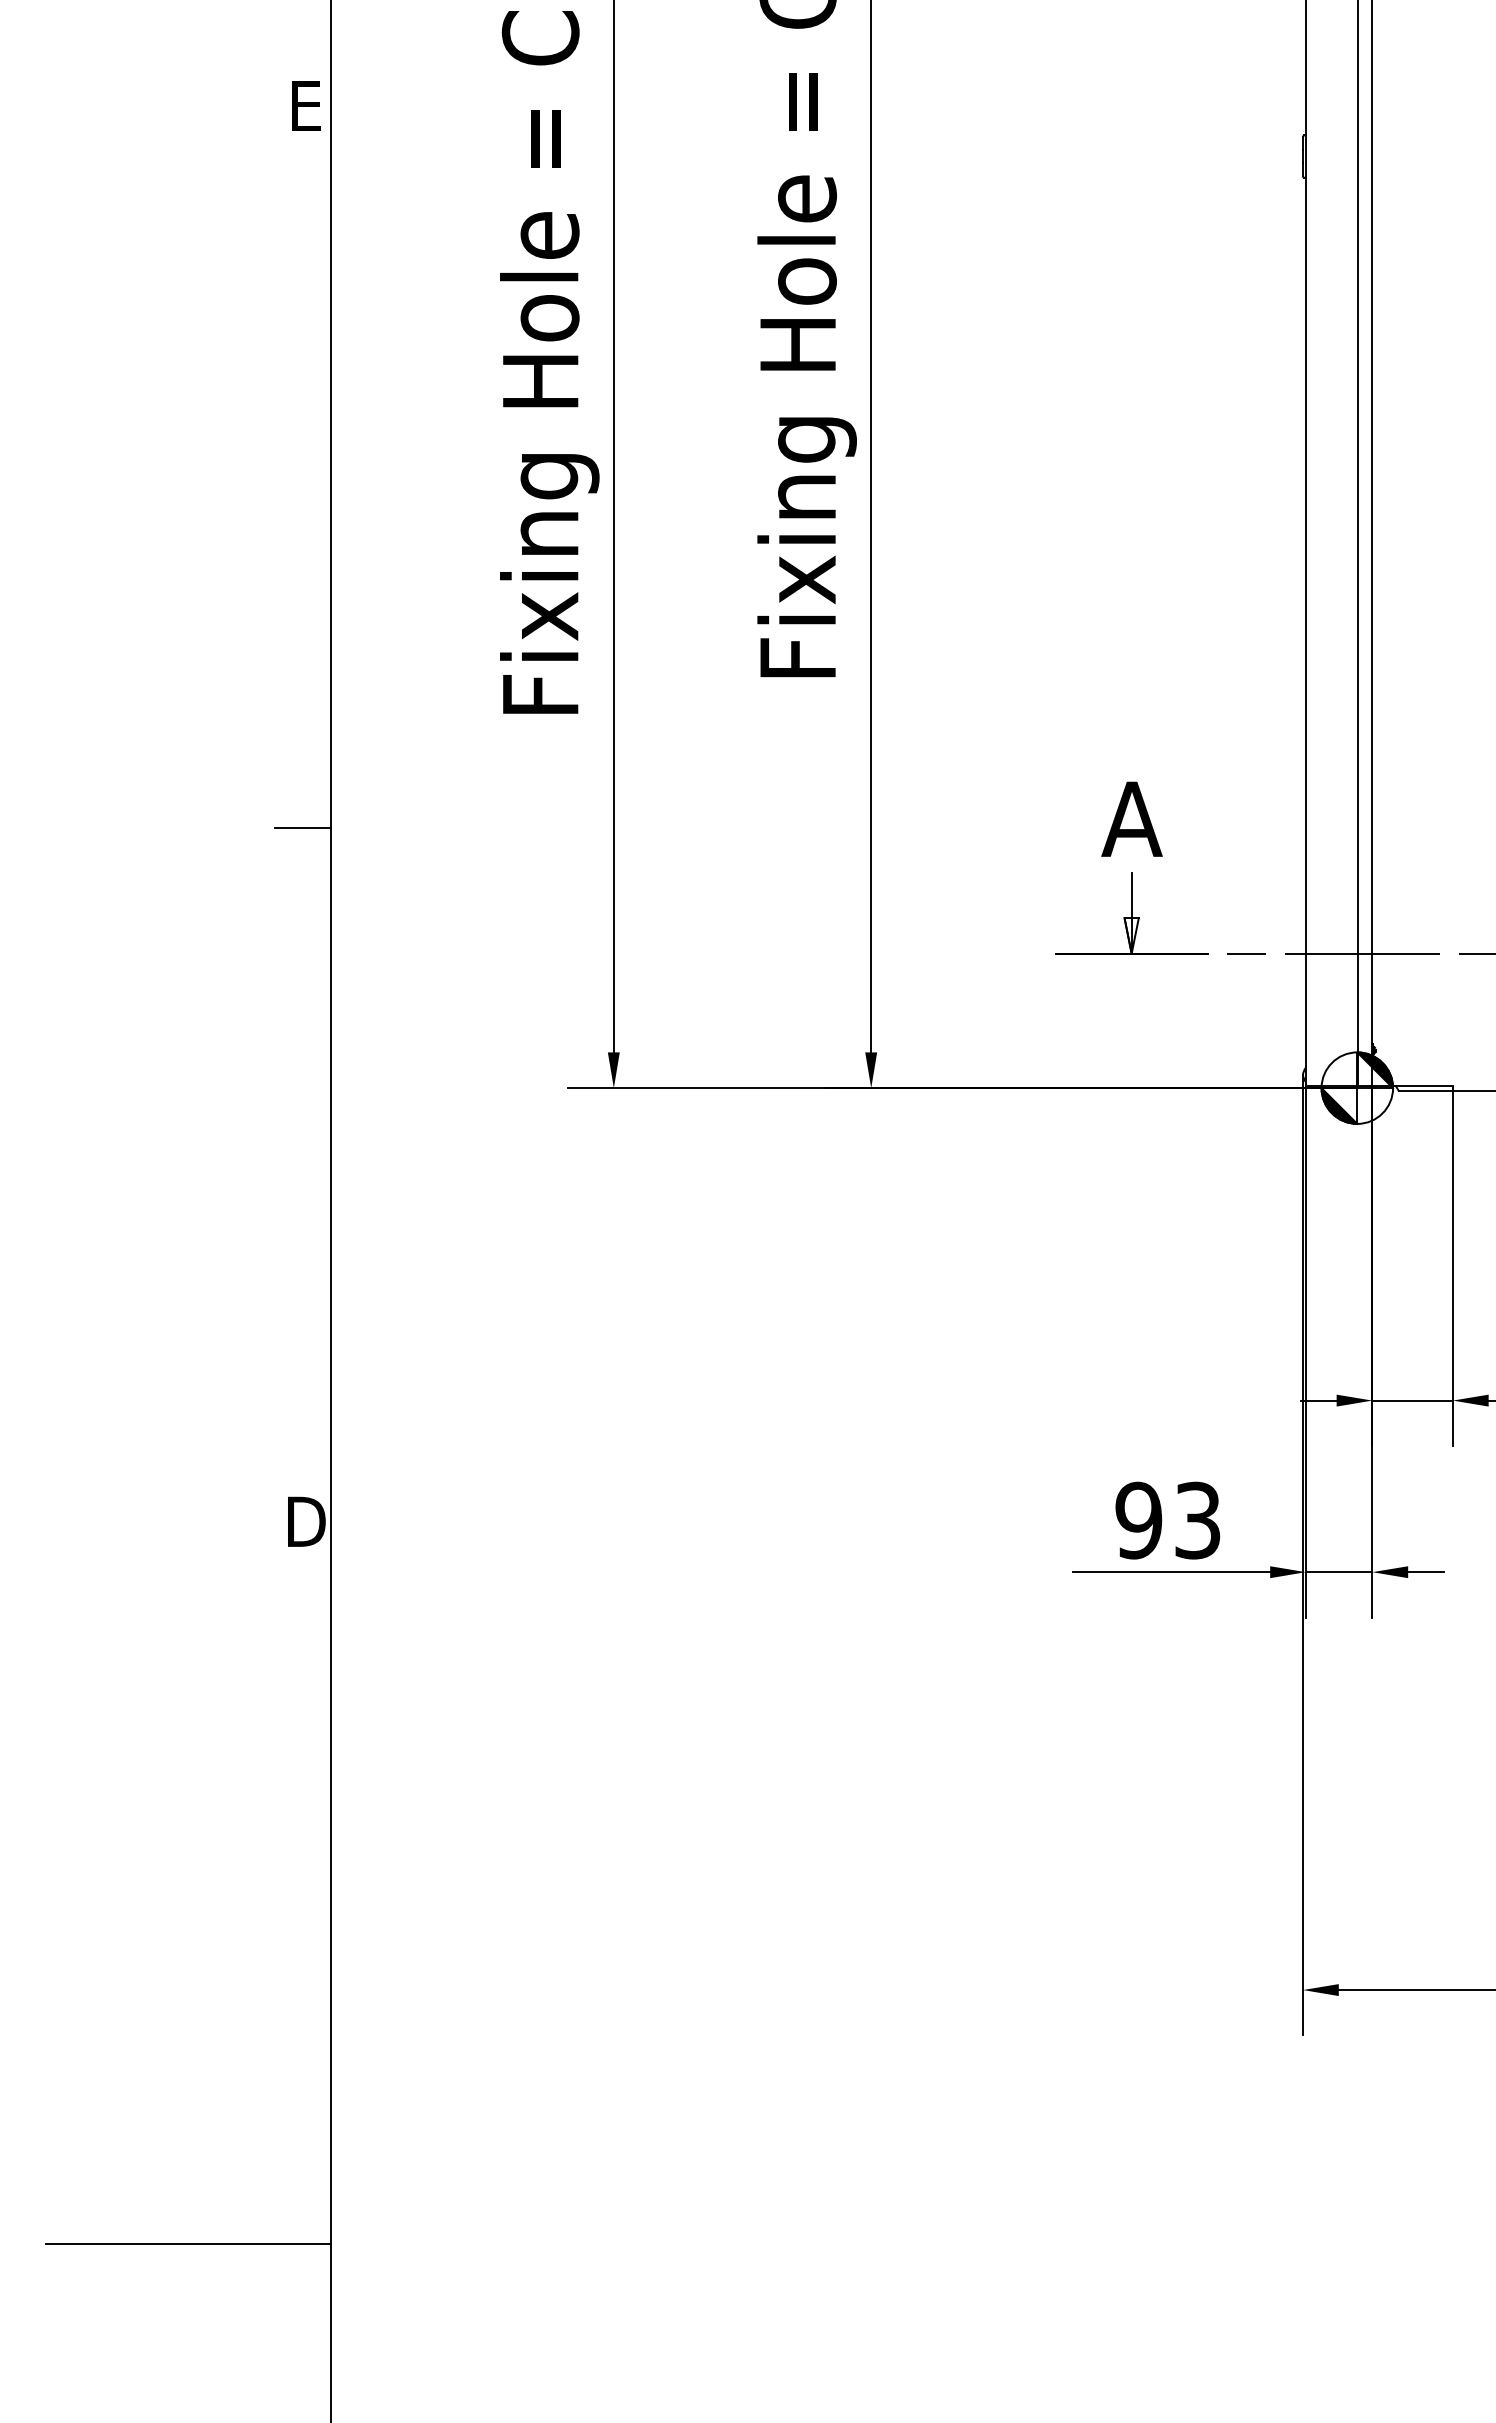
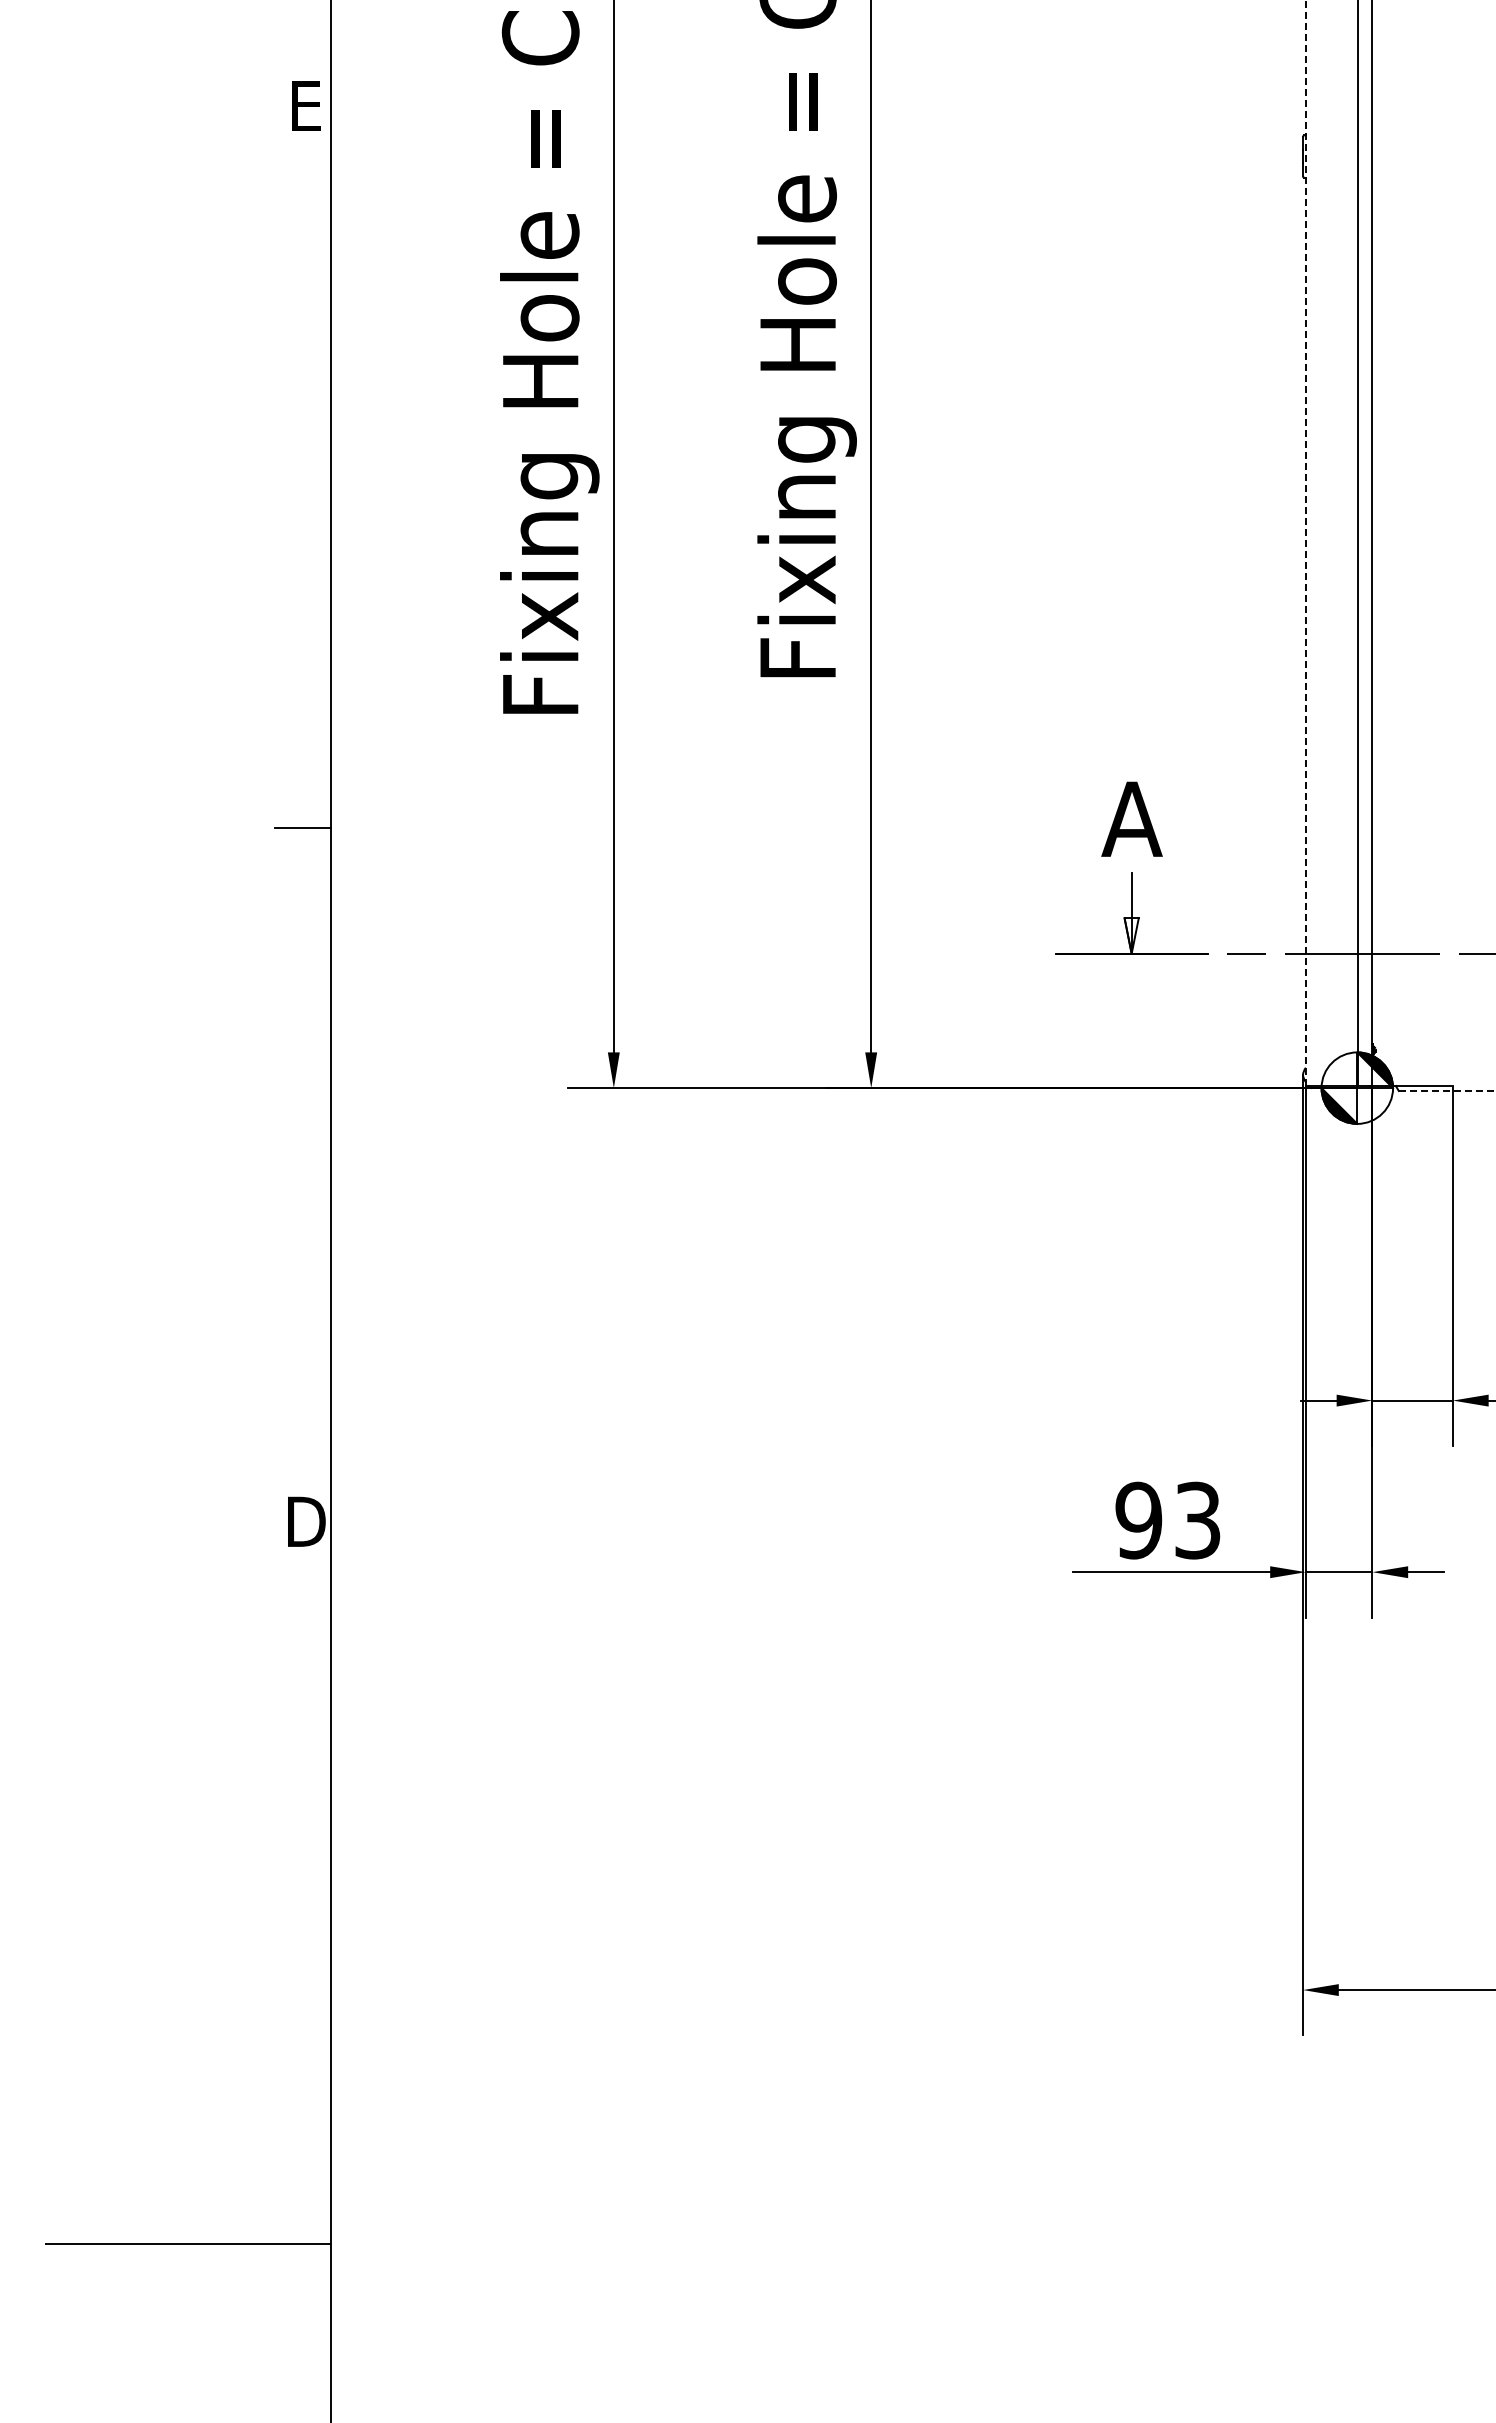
line: solid -> dashed (1305, 543)
line: solid -> dashed (1447, 1090)
